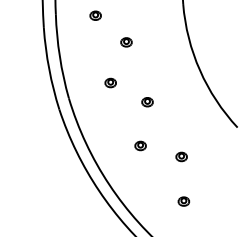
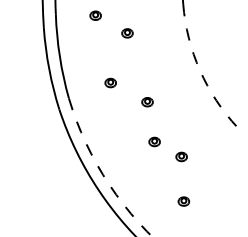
part position: (126, 42) -> (127, 33) (127, 33)
arc: solid -> dashed (199, 70)
part position: (140, 145) -> (154, 141) (154, 141)
arc: solid -> dashed (101, 172)
